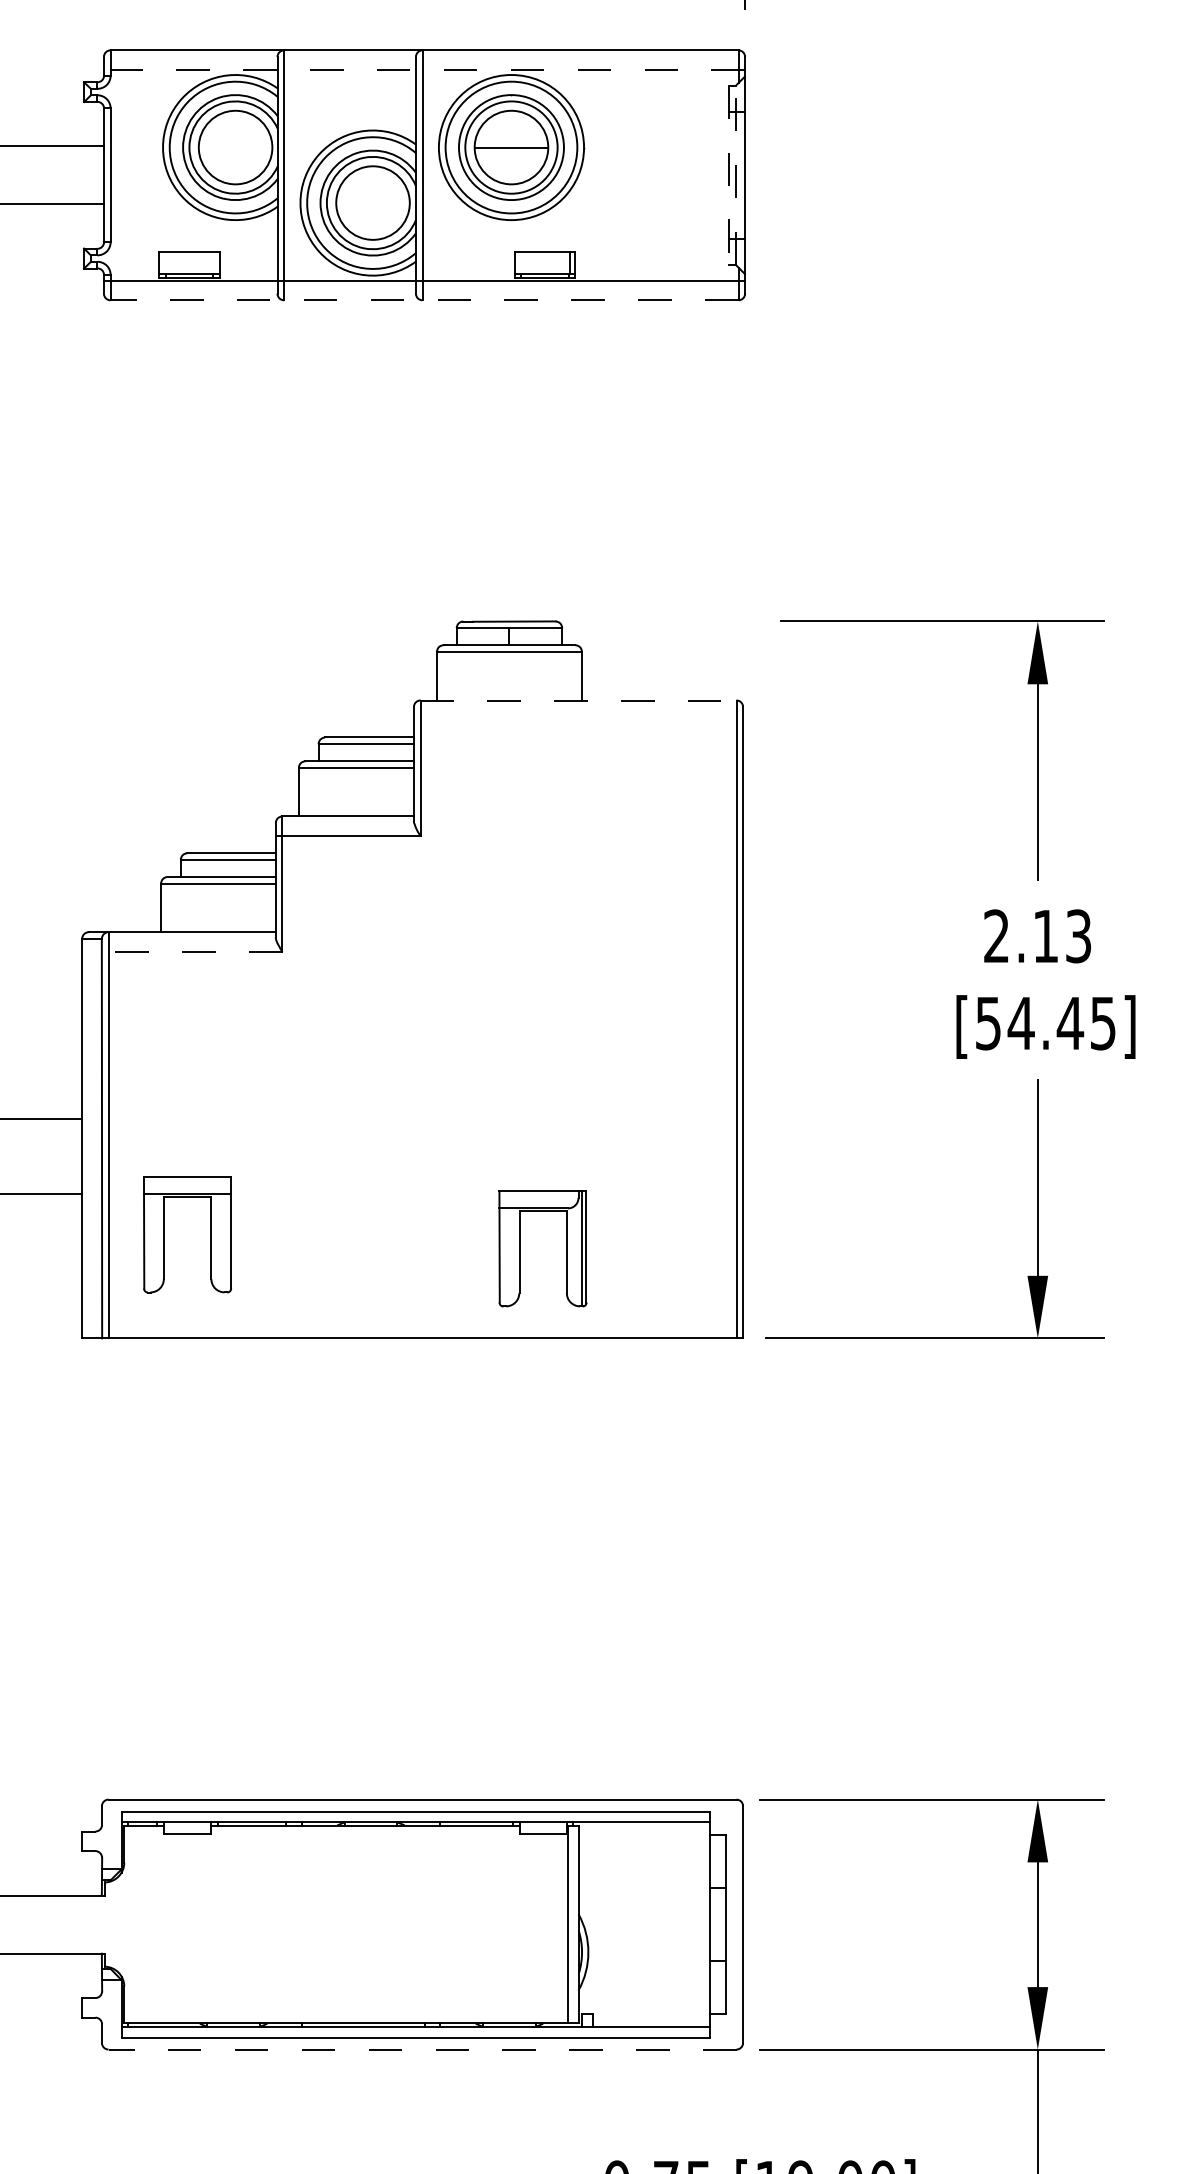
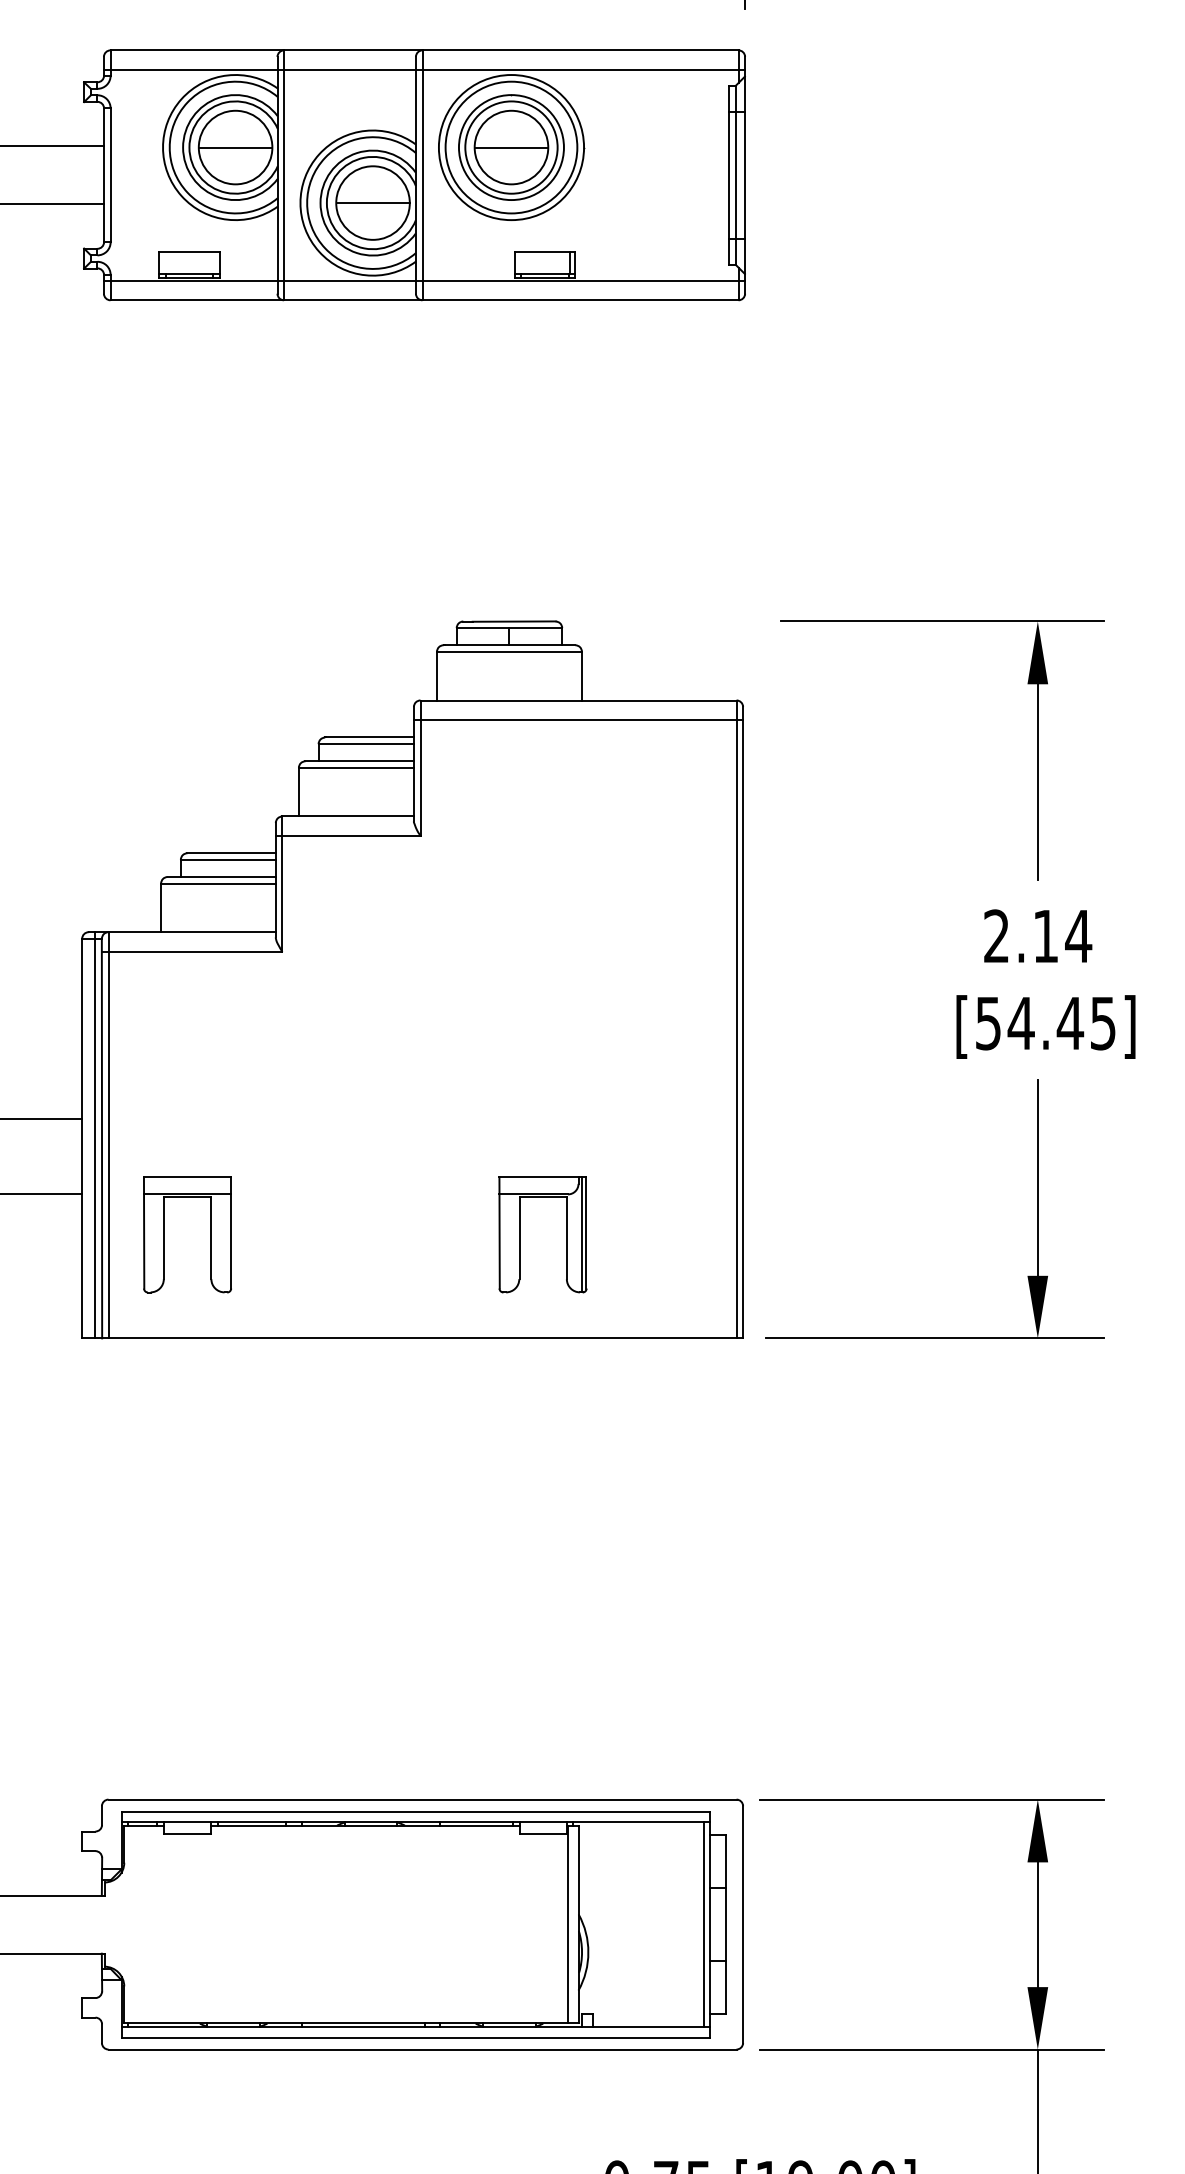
line: dashed -> solid (424, 70)
line: none -> present (235, 147)
line: dashed -> solid (729, 175)
line: dashed -> solid (735, 175)
line: none -> present (372, 203)
line: dashed -> solid (424, 300)
line: dashed -> solid (579, 700)
line: none -> present (578, 720)
text: 2.13 -> 2.14 (1078, 936)
line: dashed -> solid (191, 952)
line: none -> present (95, 1135)
part position: (520, 1248) -> (520, 1234) (520, 1234)
line: none -> present (703, 1924)
line: dashed -> solid (422, 2049)
